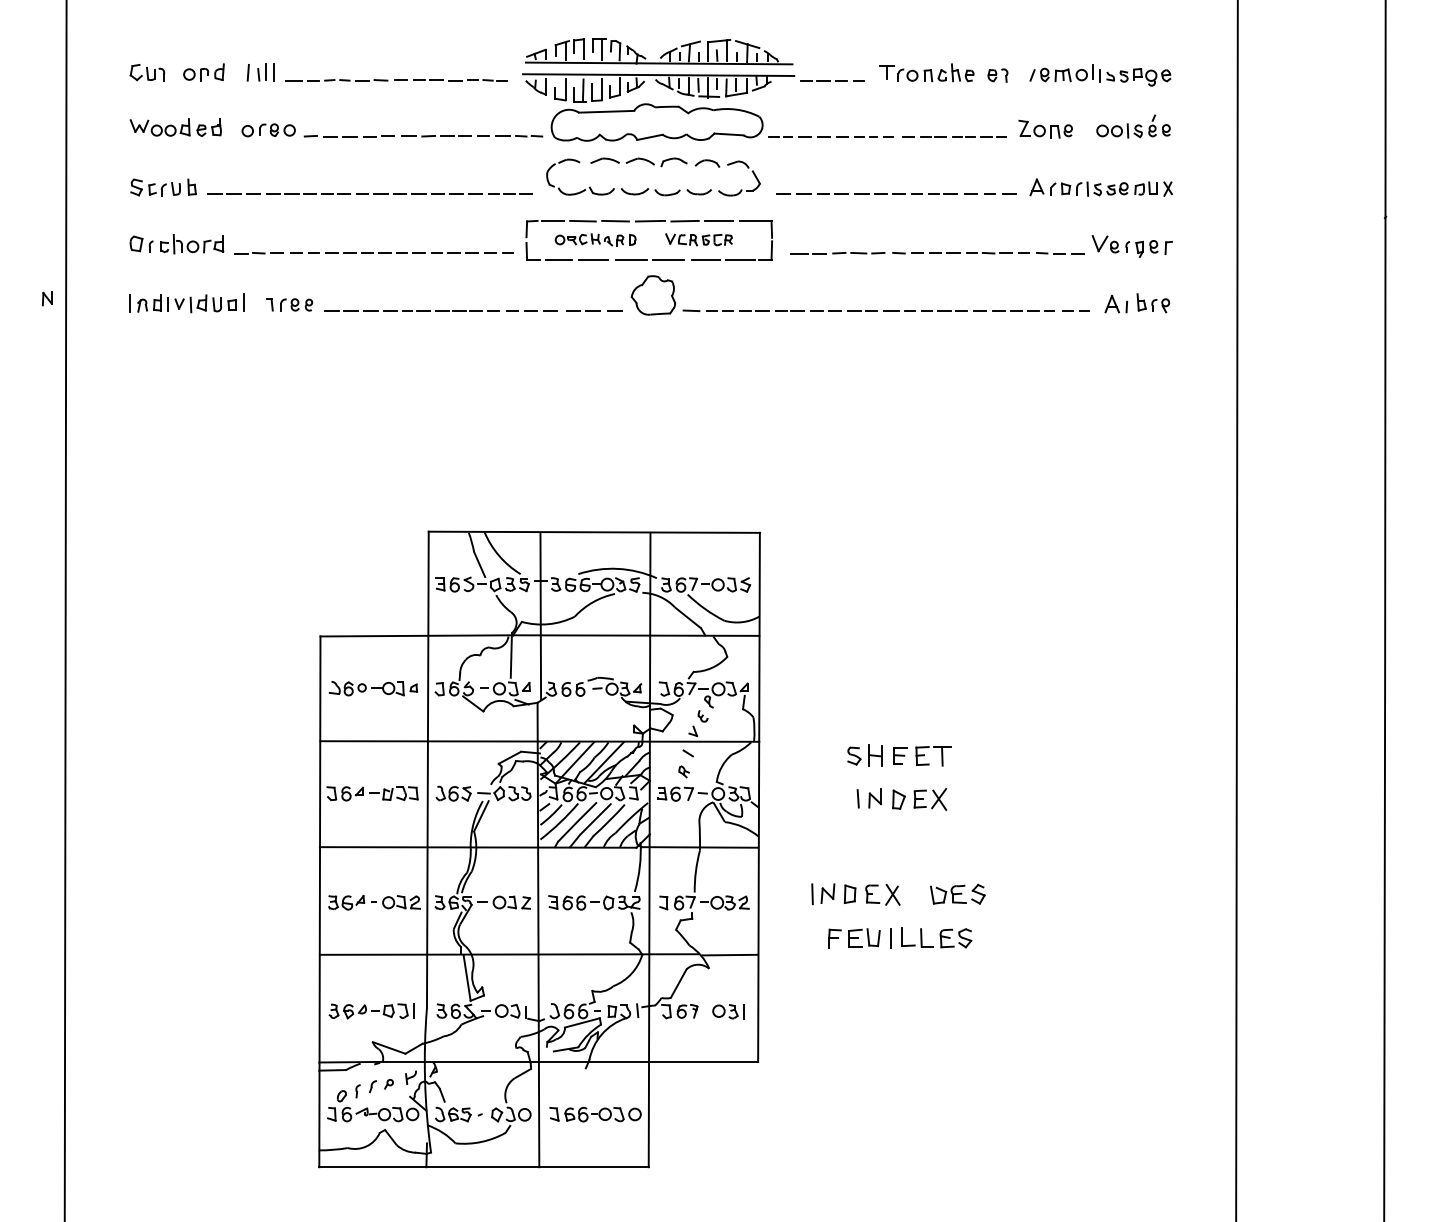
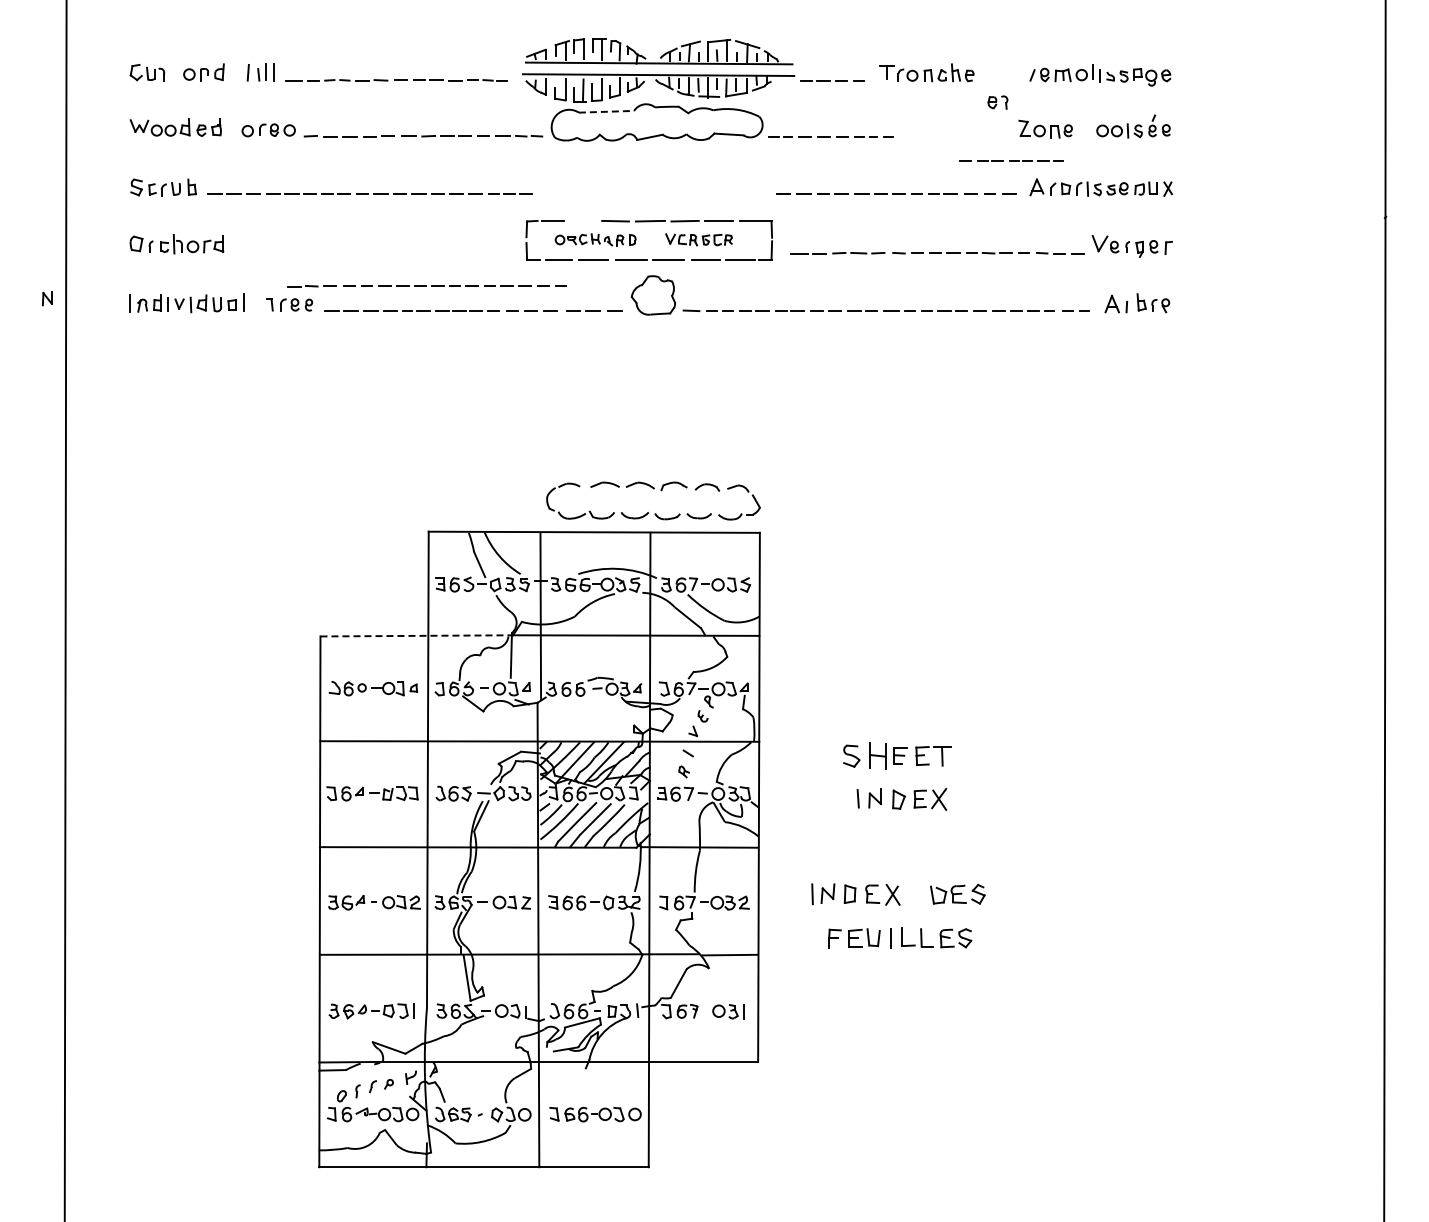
part position: (997, 75) -> (997, 102) (997, 102)
line: solid -> dashed (606, 111)
line position: (954, 136) -> (1011, 160) (1011, 160)
part position: (653, 165) -> (653, 489) (653, 489)
line: present -> none (582, 220)
part position: (373, 253) -> (426, 286) (426, 286)
line: present -> none (1236, 610)
line: solid -> dashed (417, 635)
part size: 36x23 px -> 44x28 px (864, 755)
